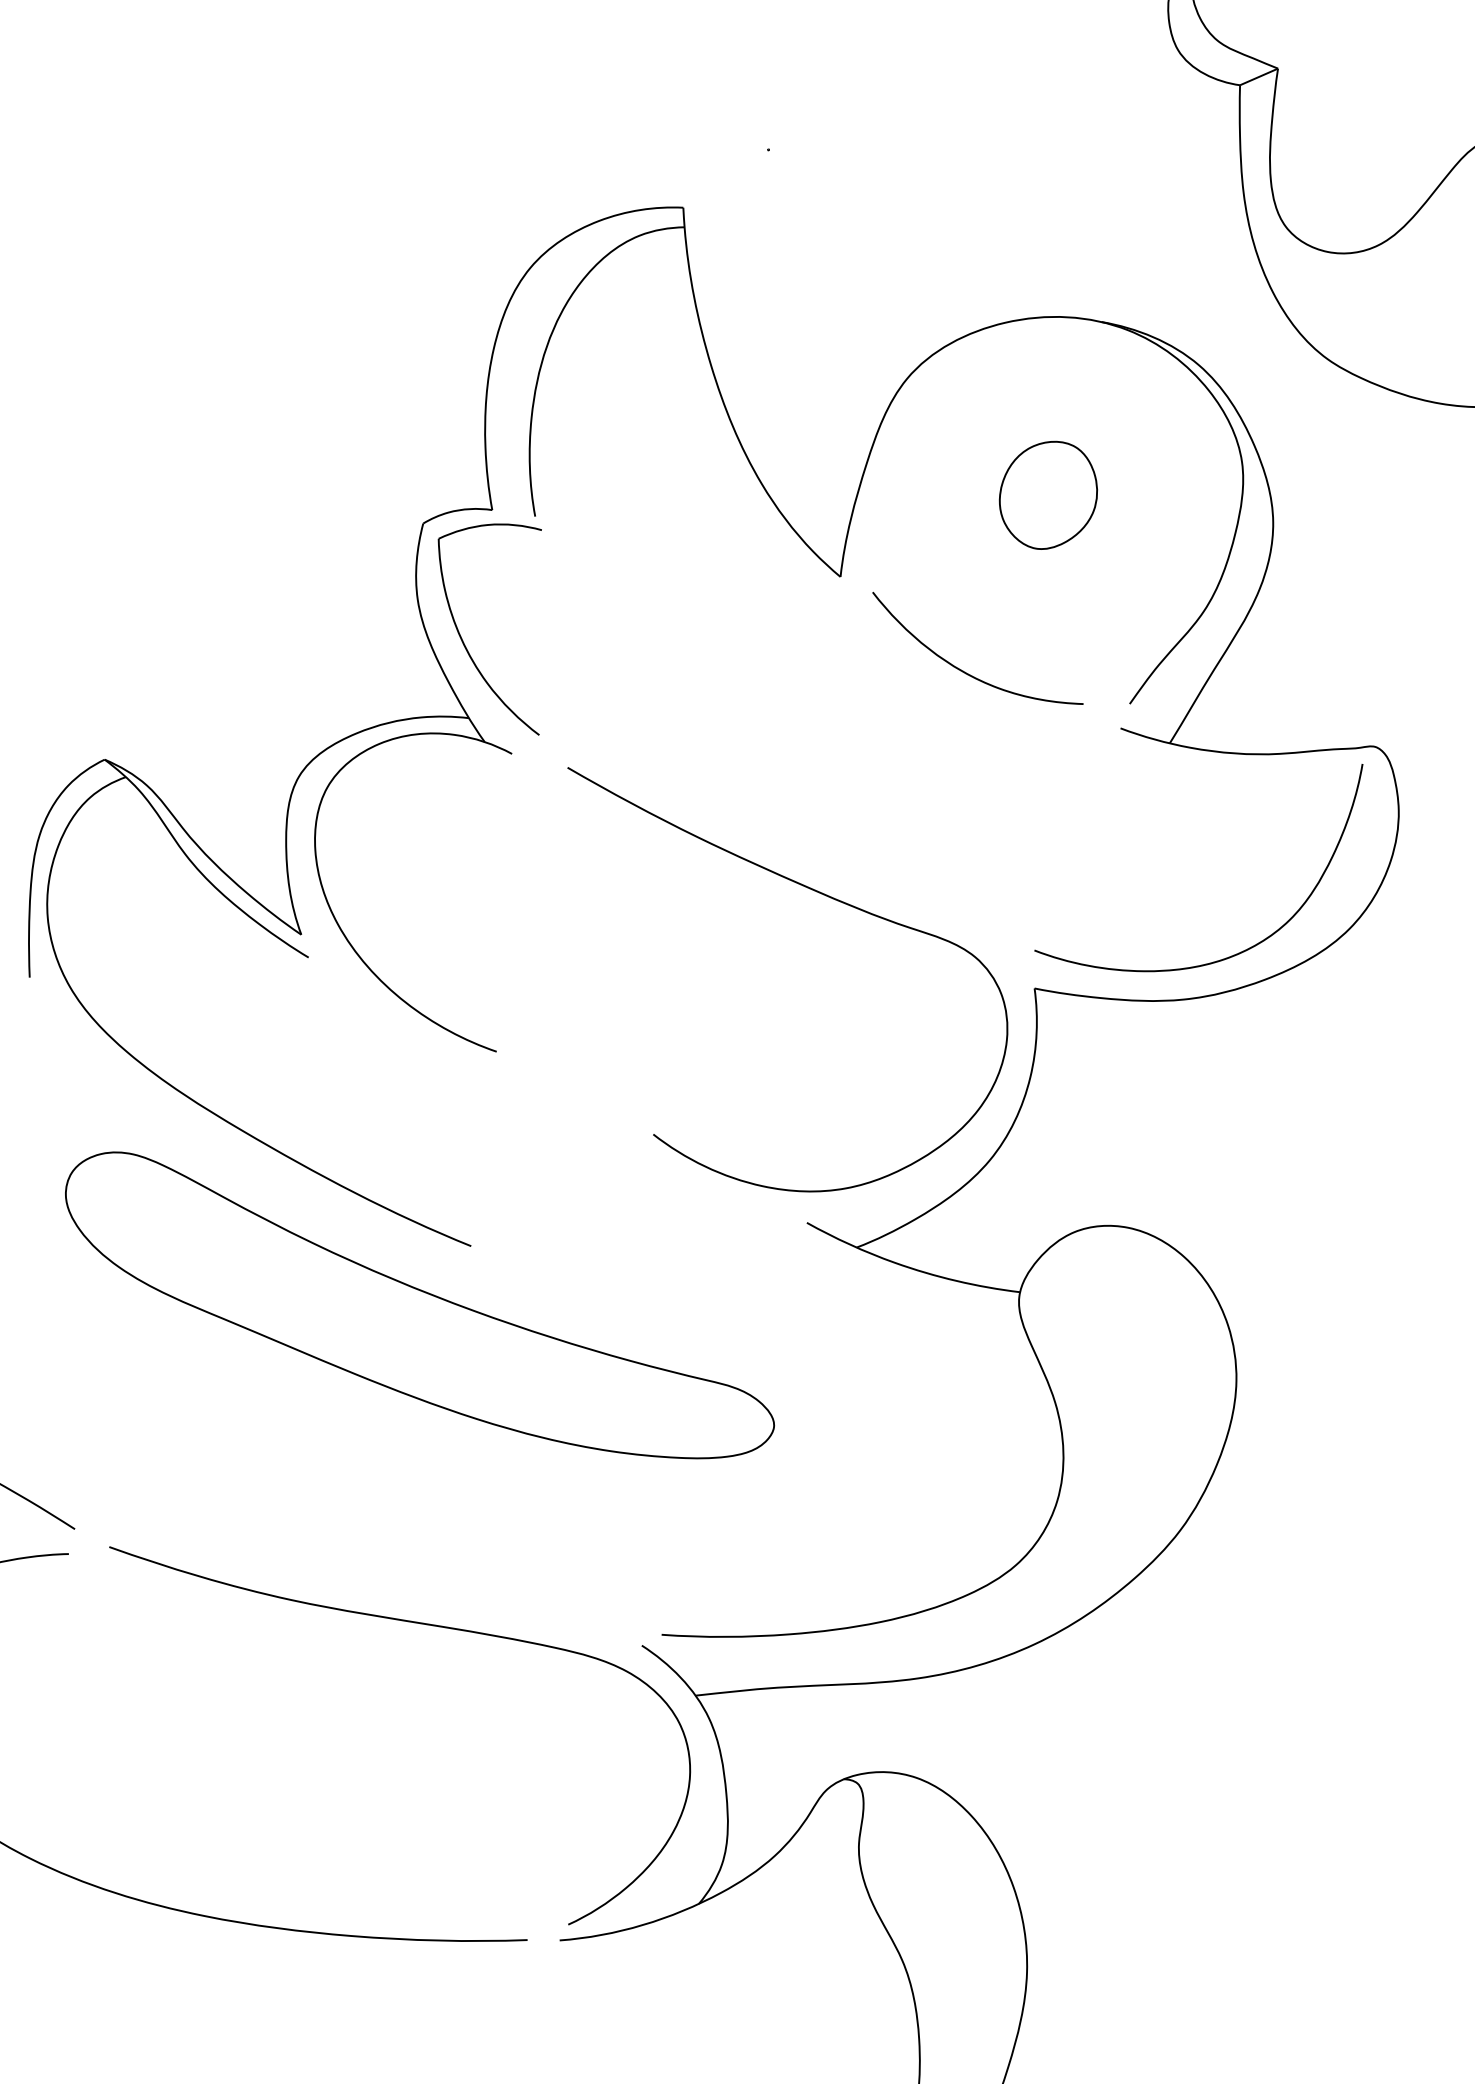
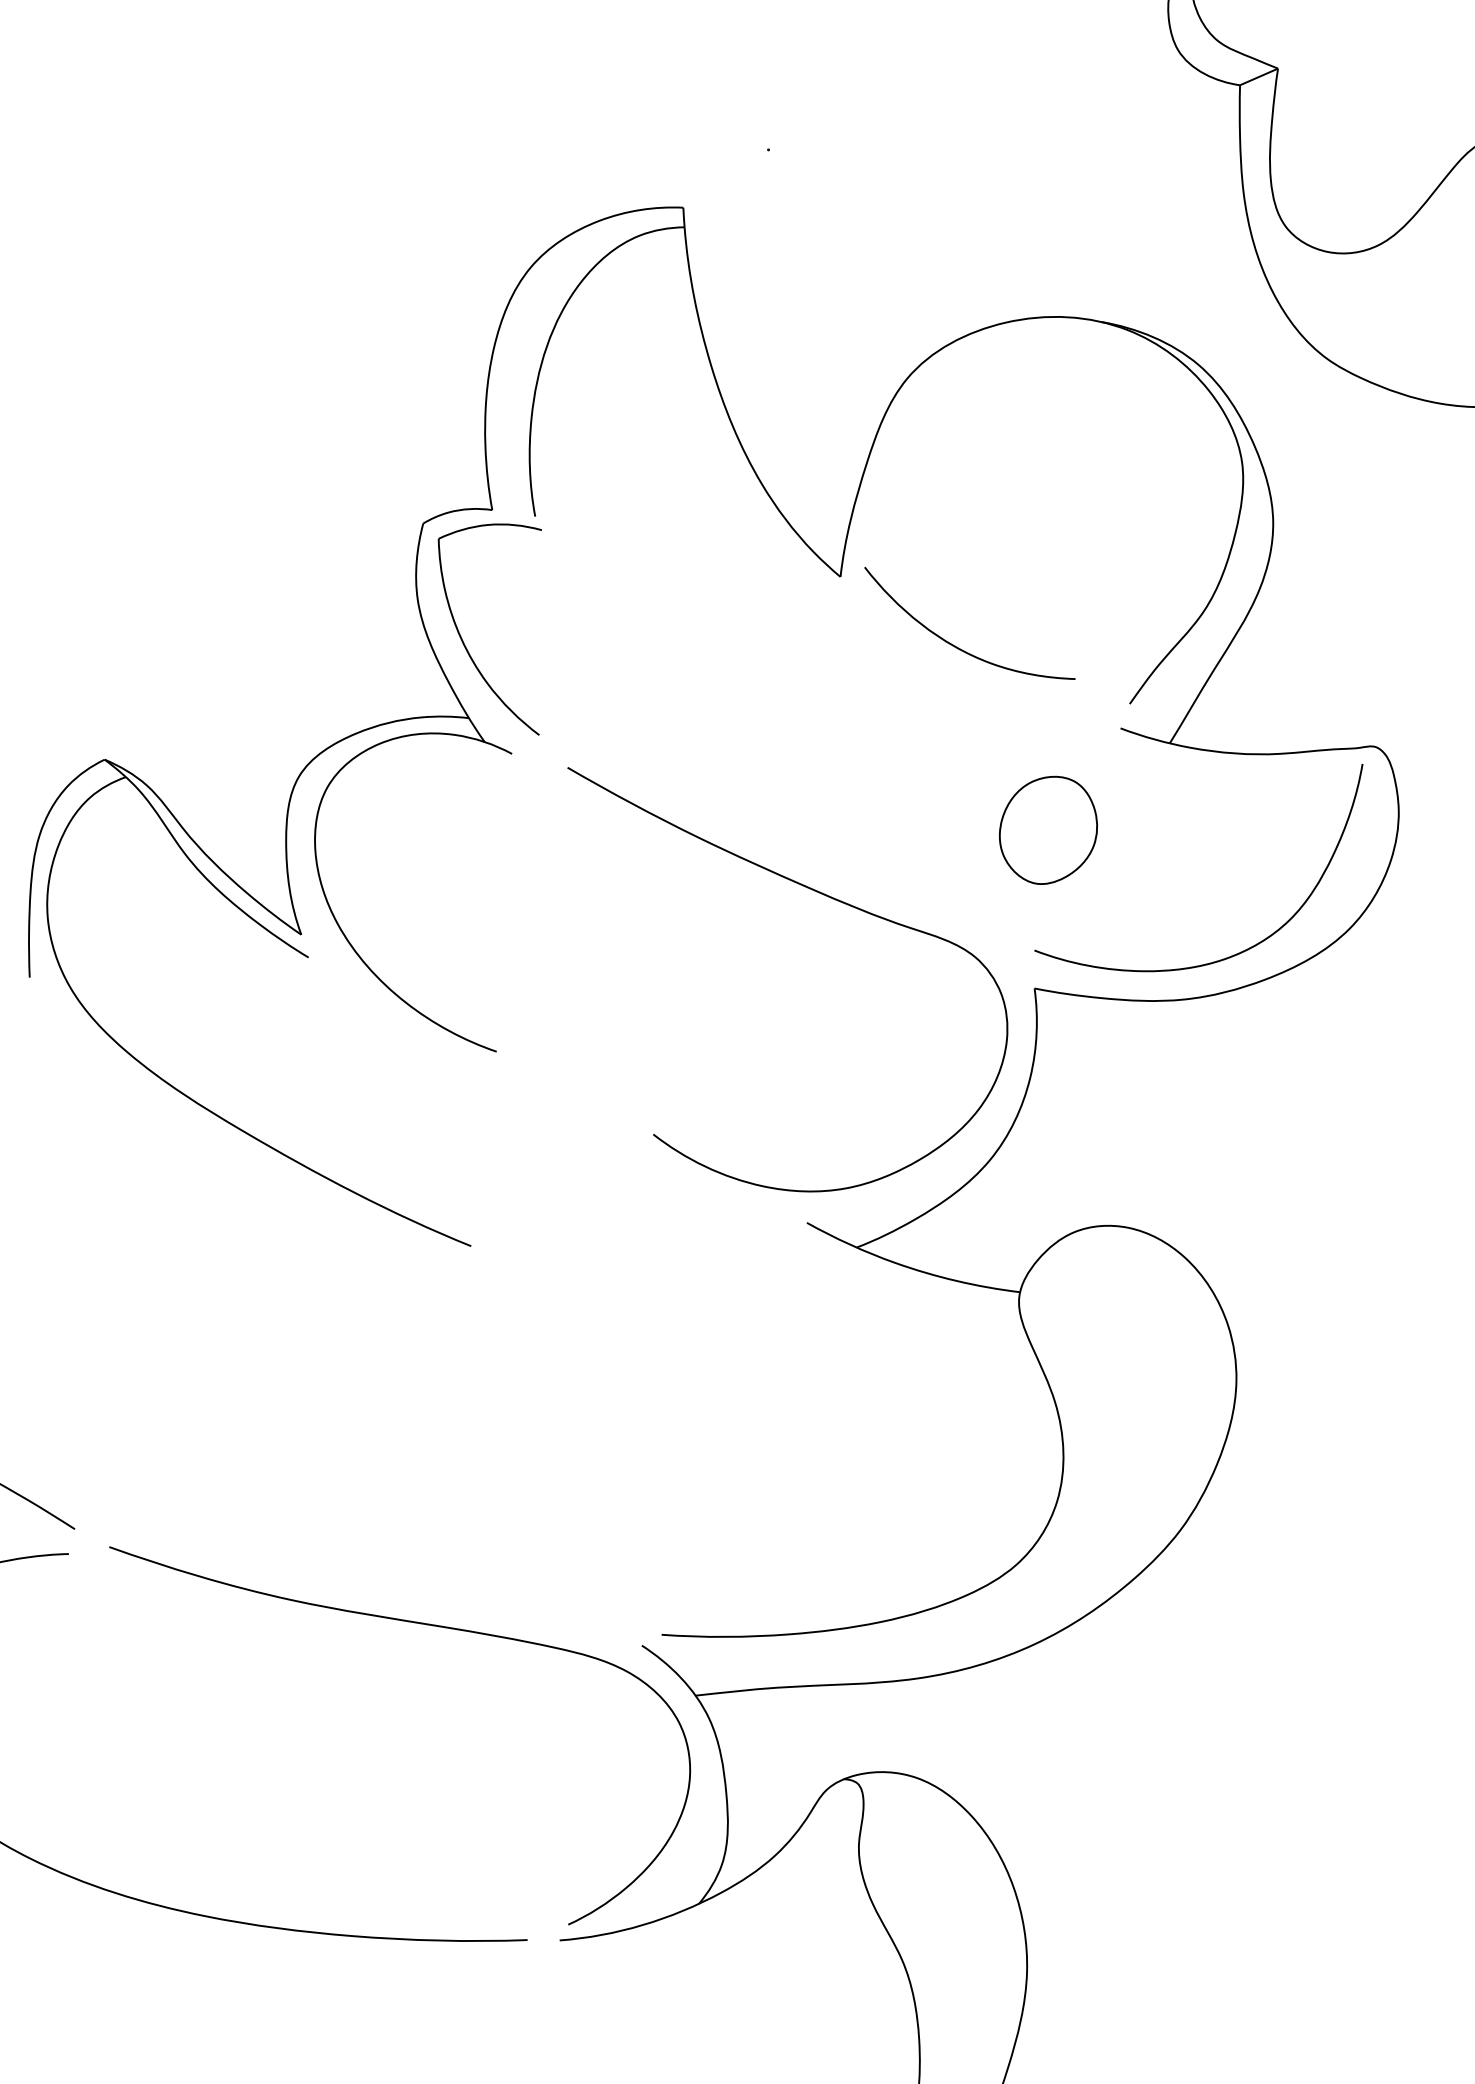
part position: (1047, 494) -> (1047, 829) (1047, 829)
curve position: (963, 670) -> (955, 645) (955, 645)
part: present -> none (419, 1305)
